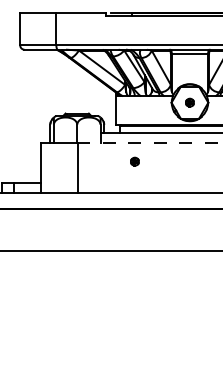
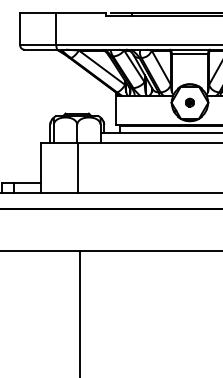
line: dashed -> solid (150, 142)
part: present -> none (134, 161)
line: none -> present (79, 312)
